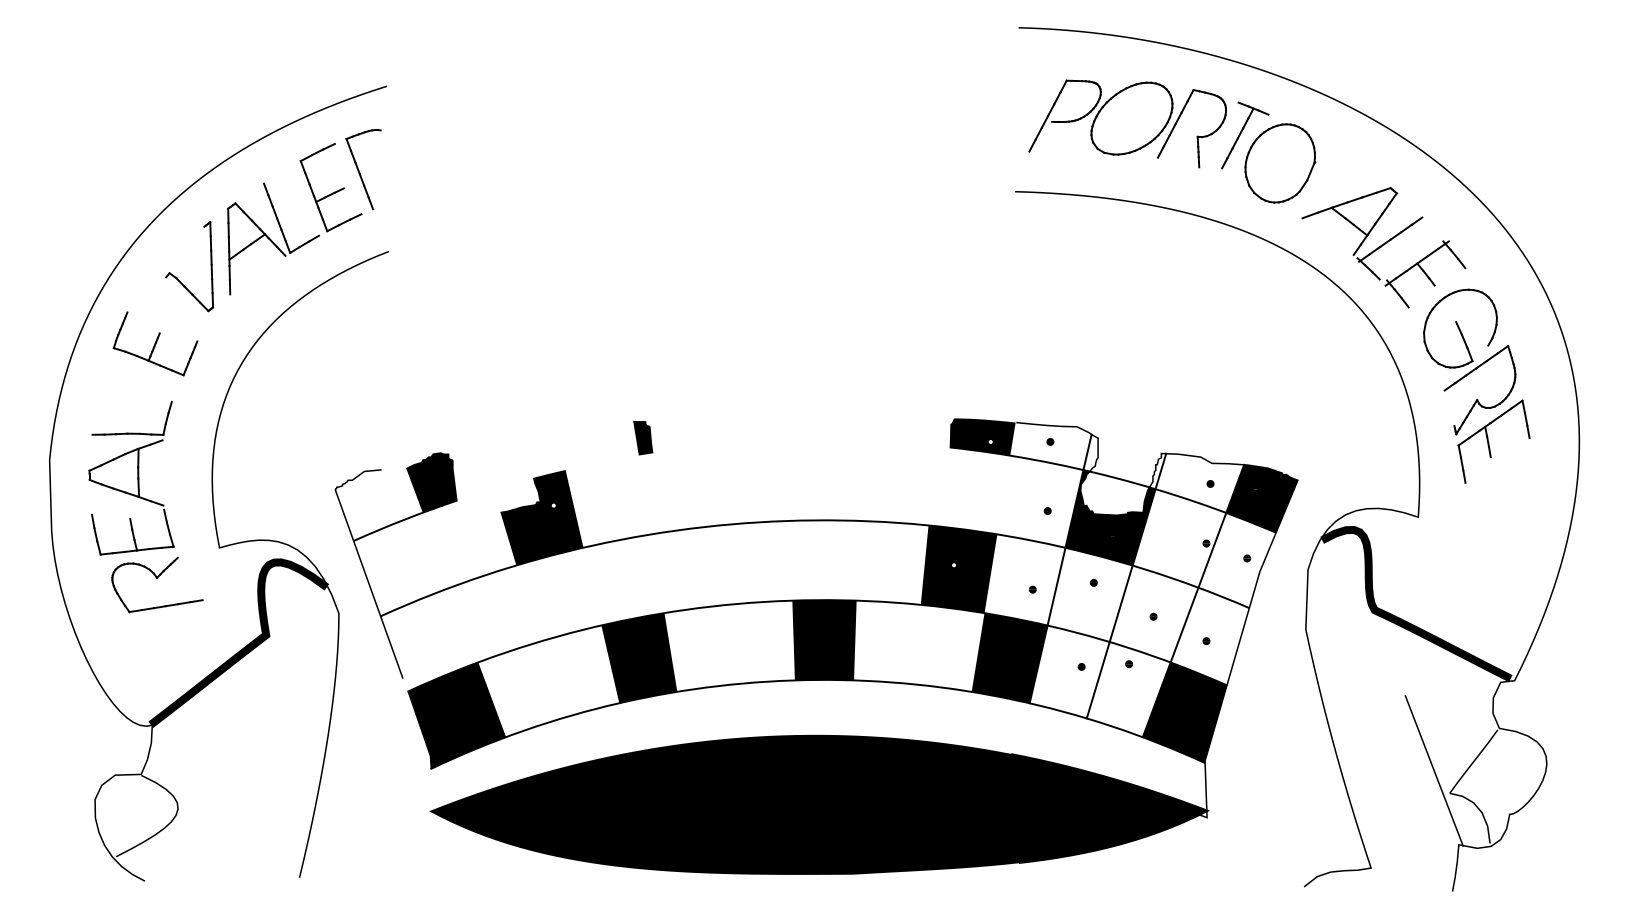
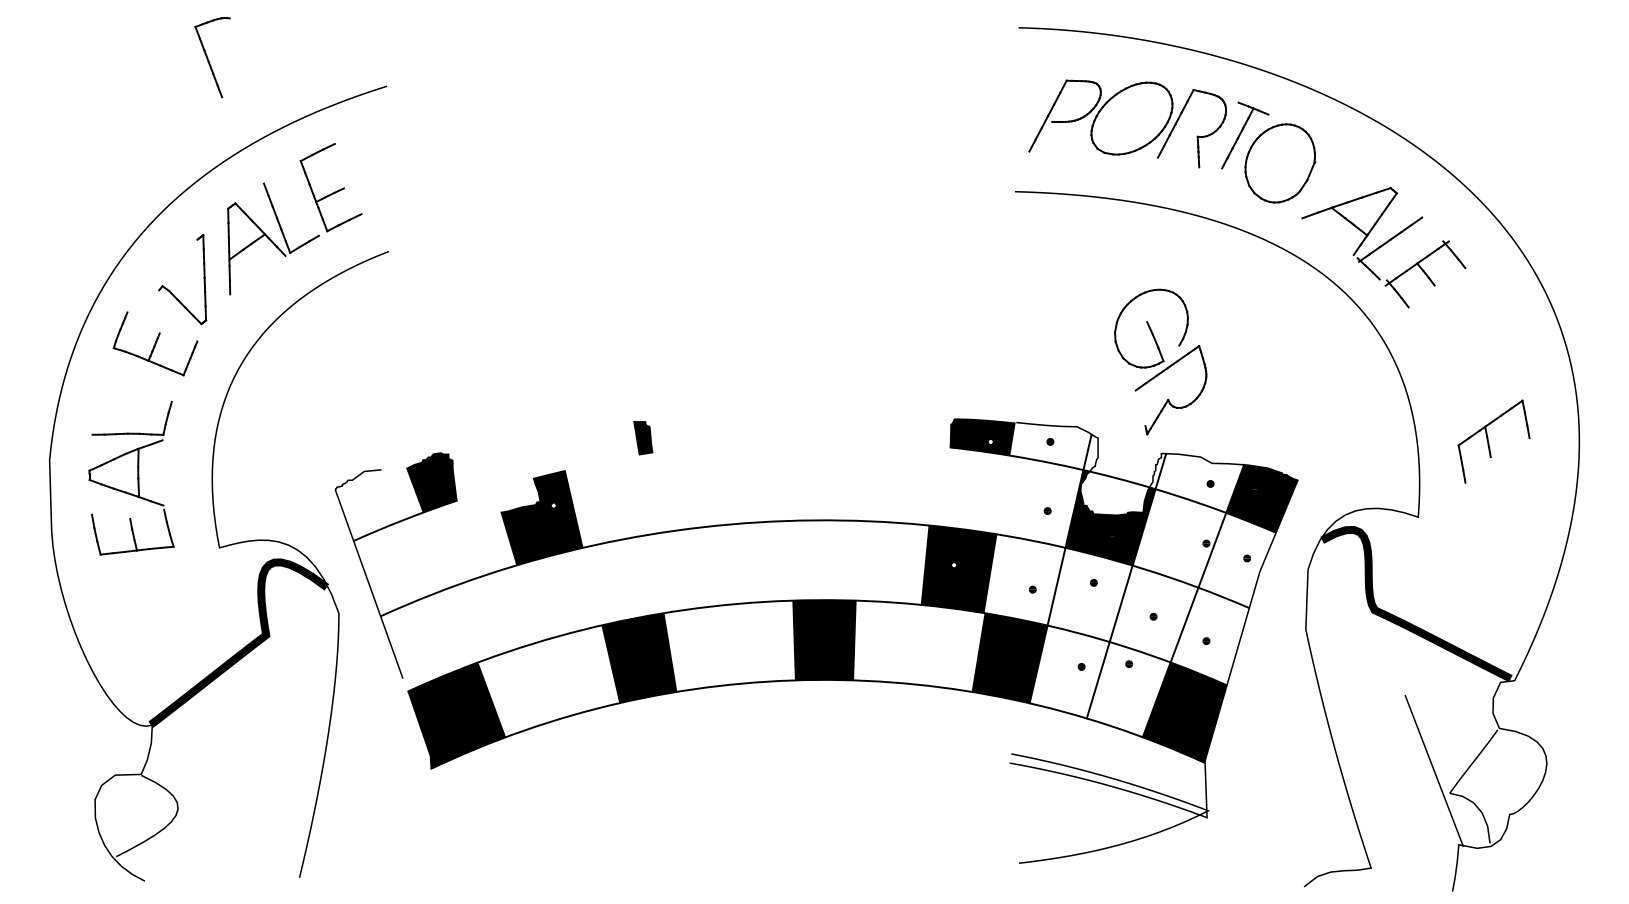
part position: (363, 169) -> (212, 57) (212, 57)
part position: (177, 277) -> (170, 290) (170, 290)
part position: (1469, 361) -> (1160, 361) (1160, 361)
part: present -> none (157, 584)
fill: present -> none (818, 804)
